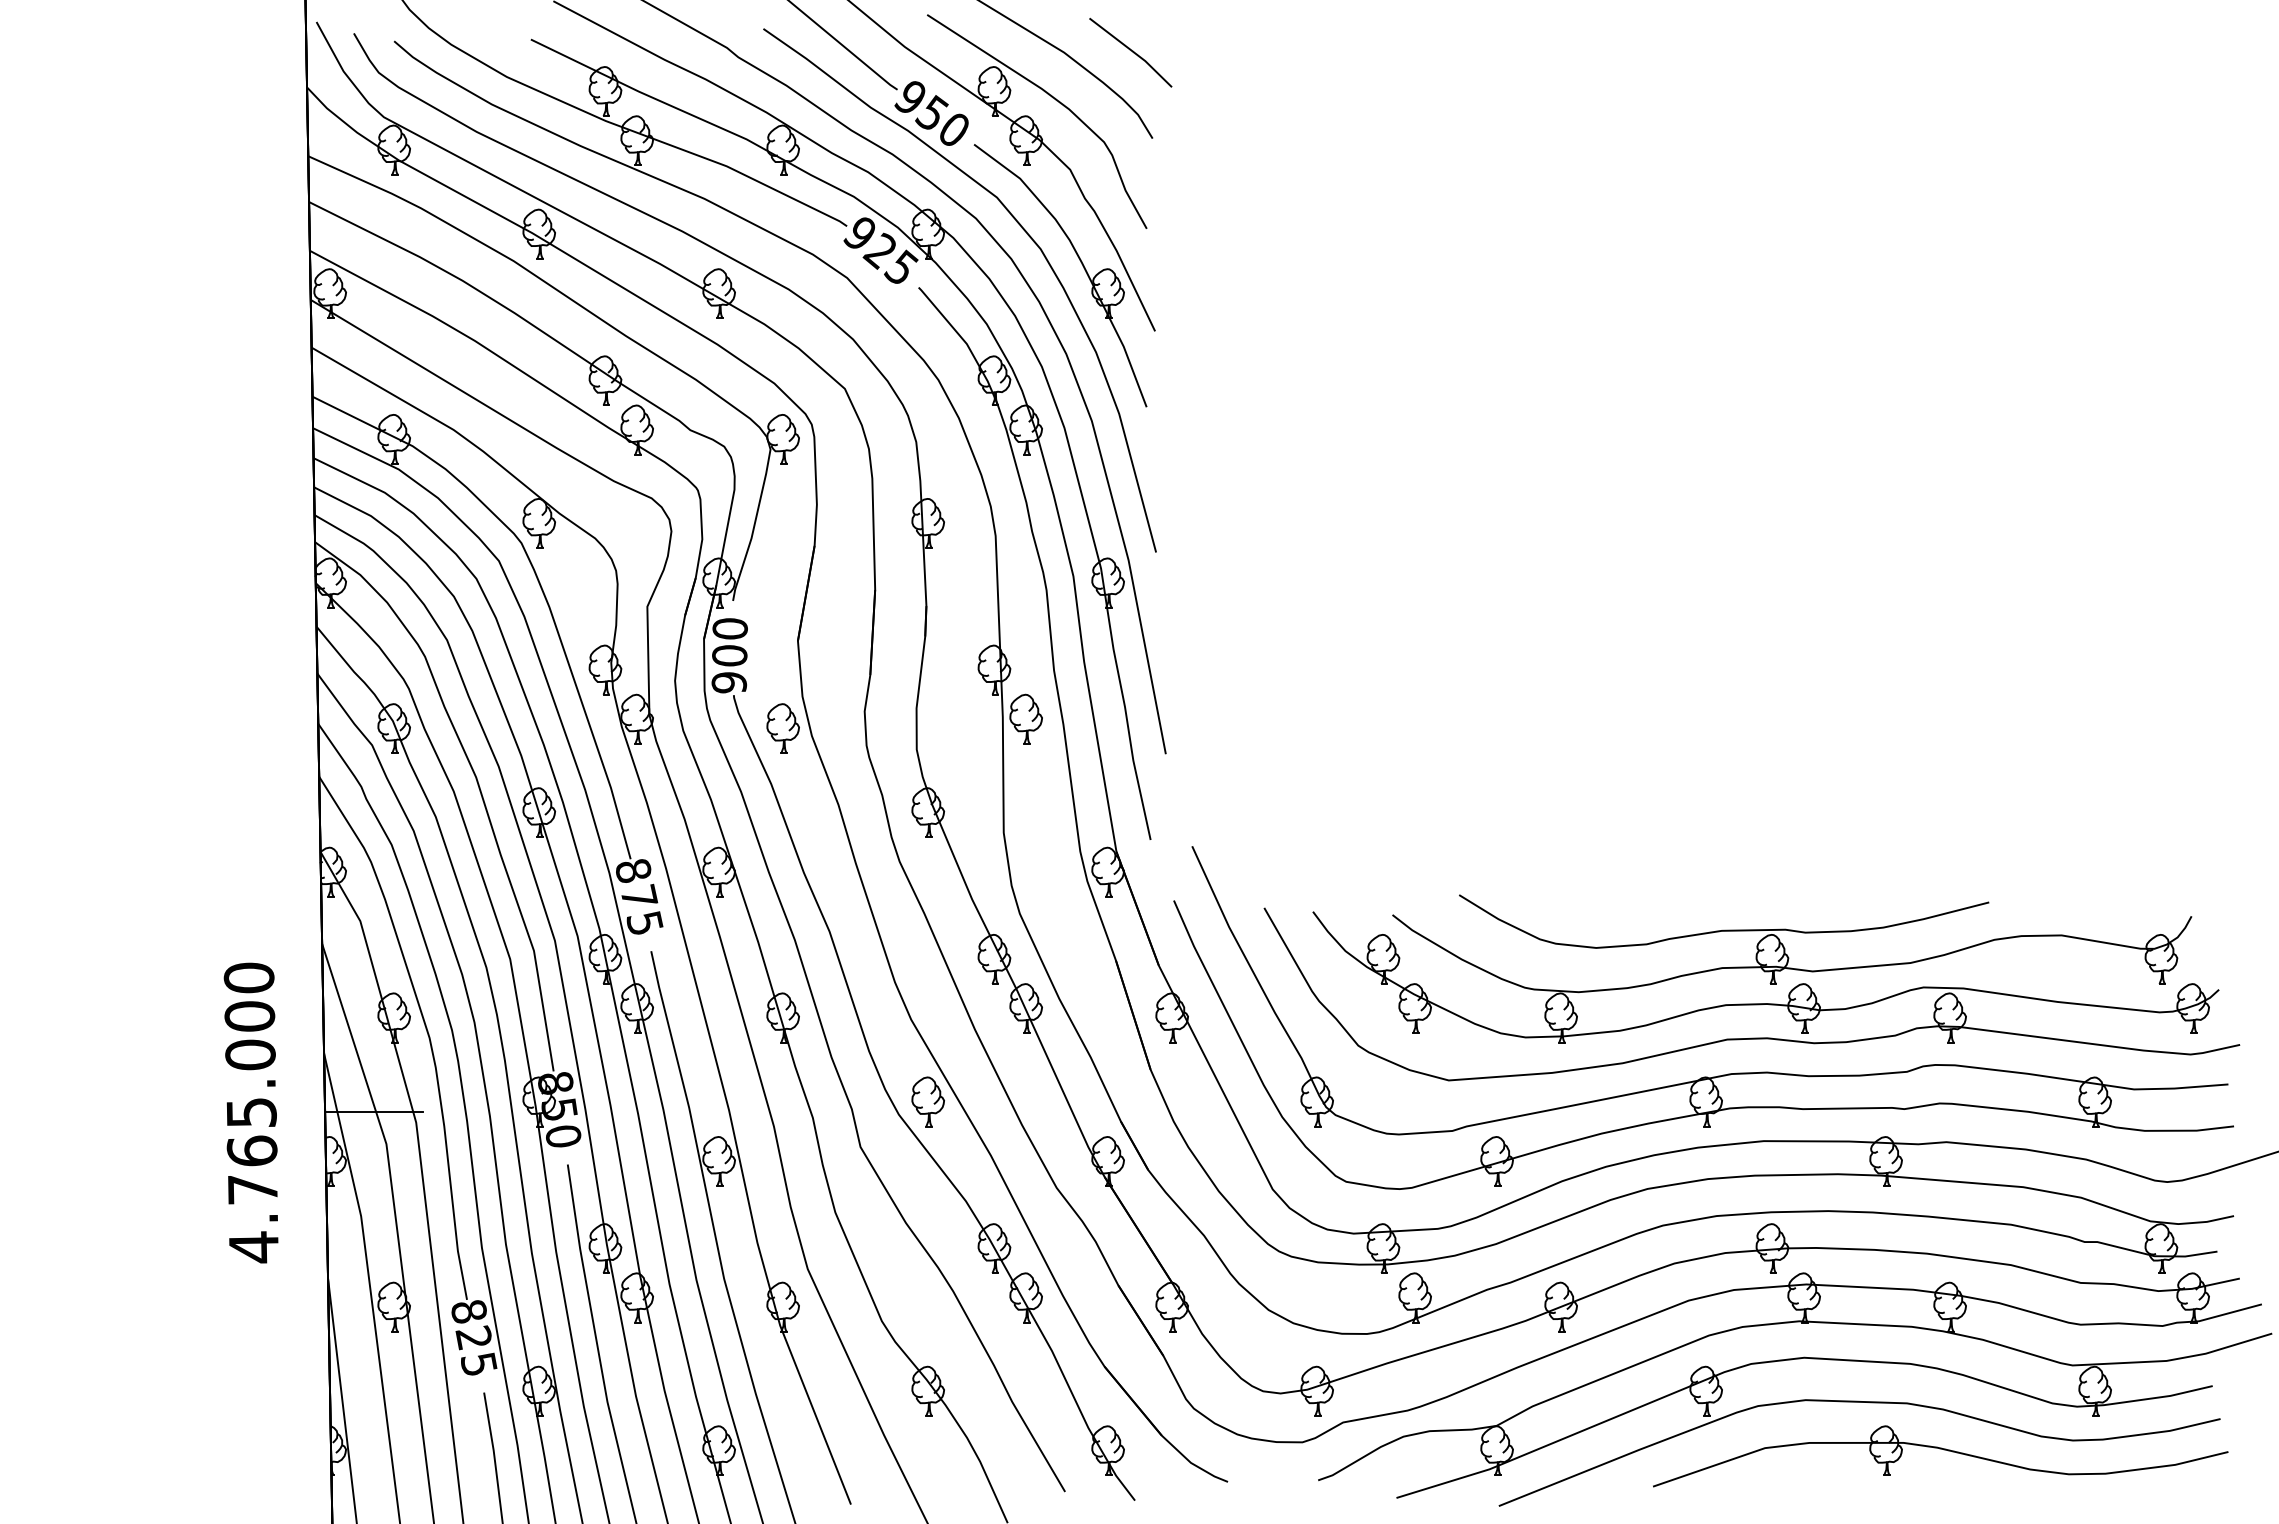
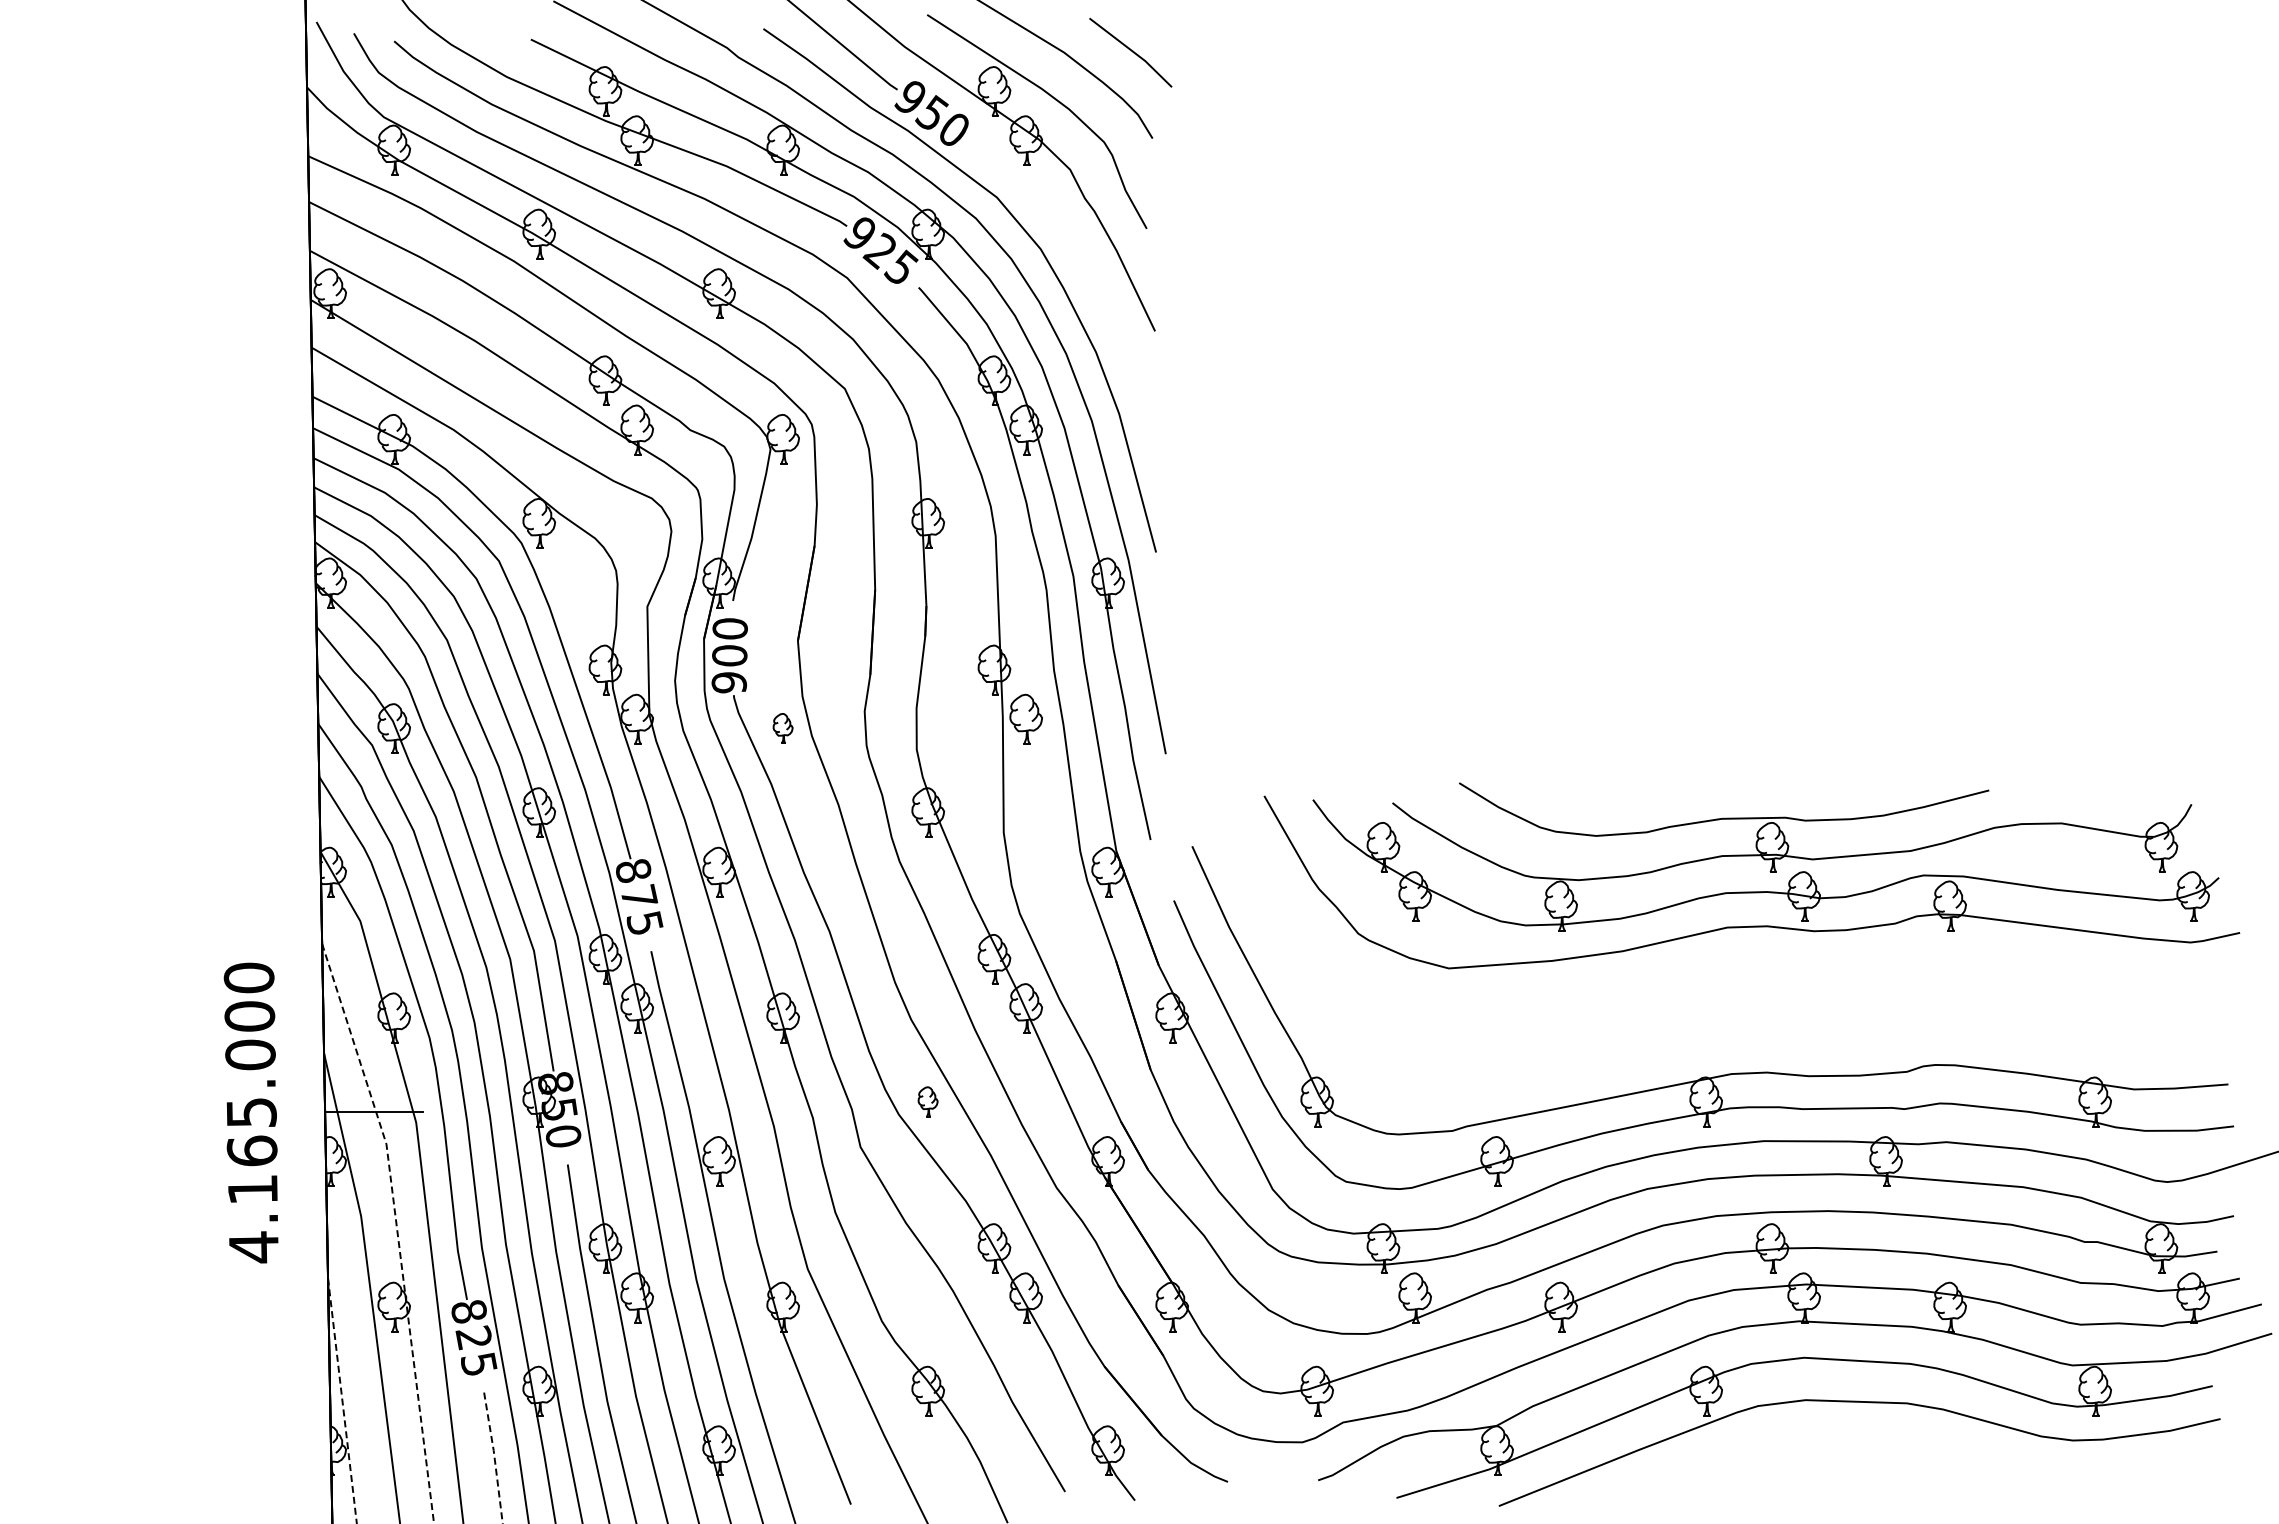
part: present -> none (1081, 264)
part size: 34x51 px -> 22x31 px (782, 728)
part position: (1751, 1003) -> (1751, 891) (1751, 891)
part size: 34x52 px -> 22x32 px (927, 1101)
text: 4.765.000 -> 4.165.000 (252, 1189)
line: solid -> dashed (397, 1229)
line: solid -> dashed (342, 1401)
part: present -> none (1943, 1450)
line: solid -> dashed (494, 1457)
